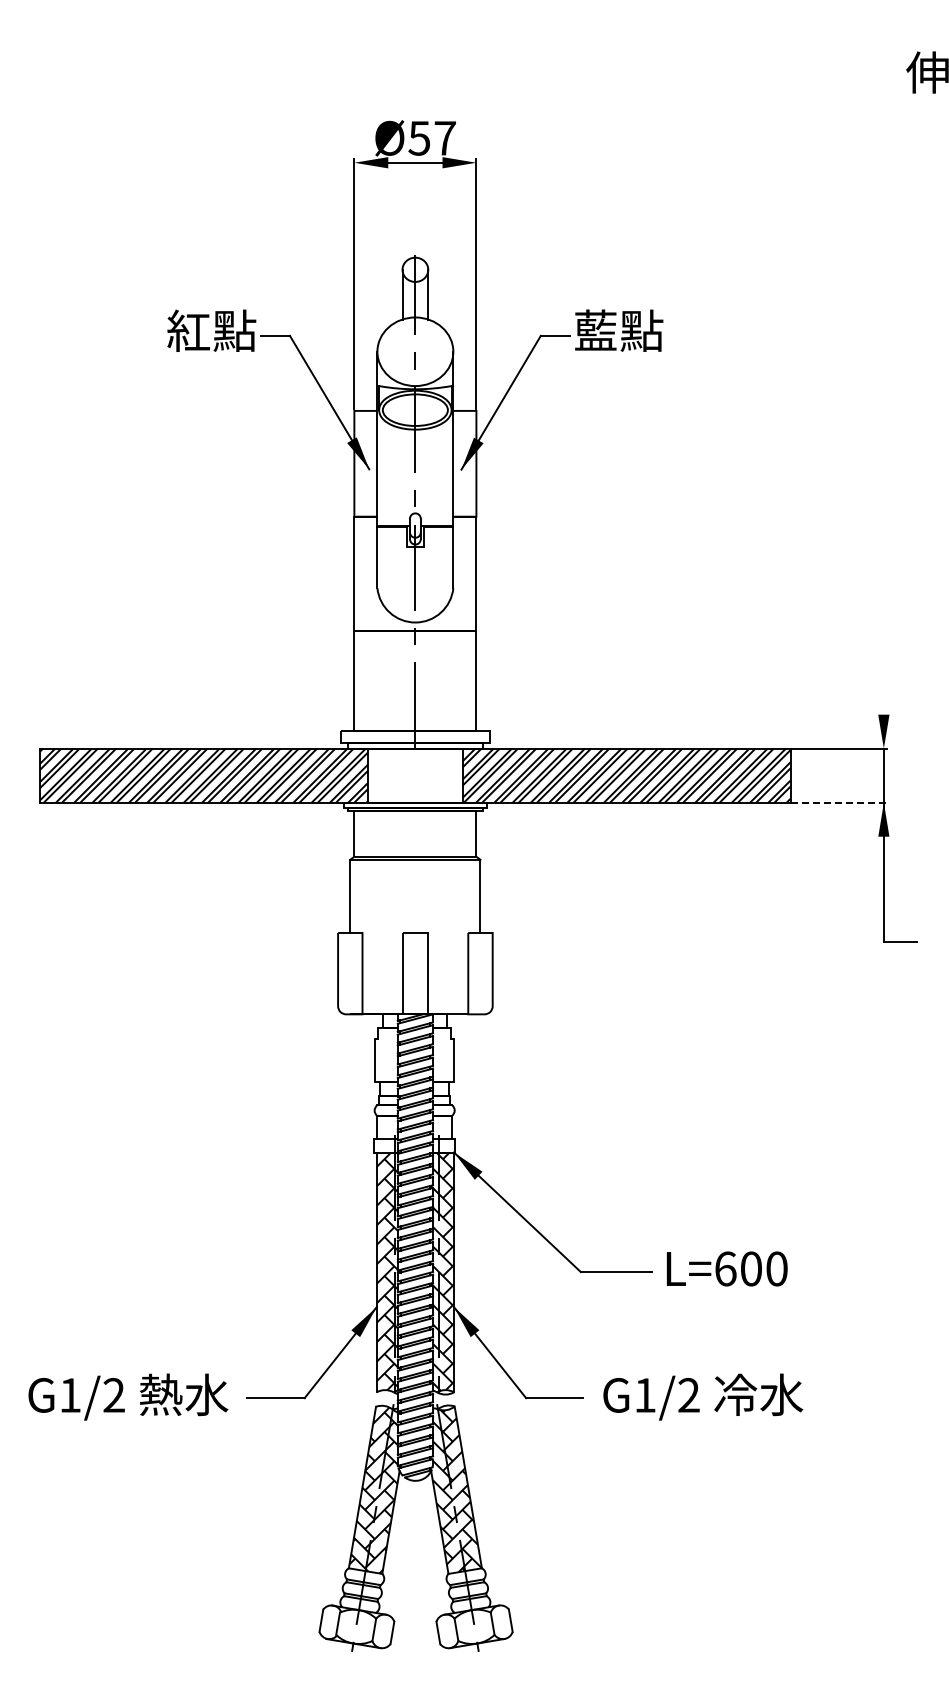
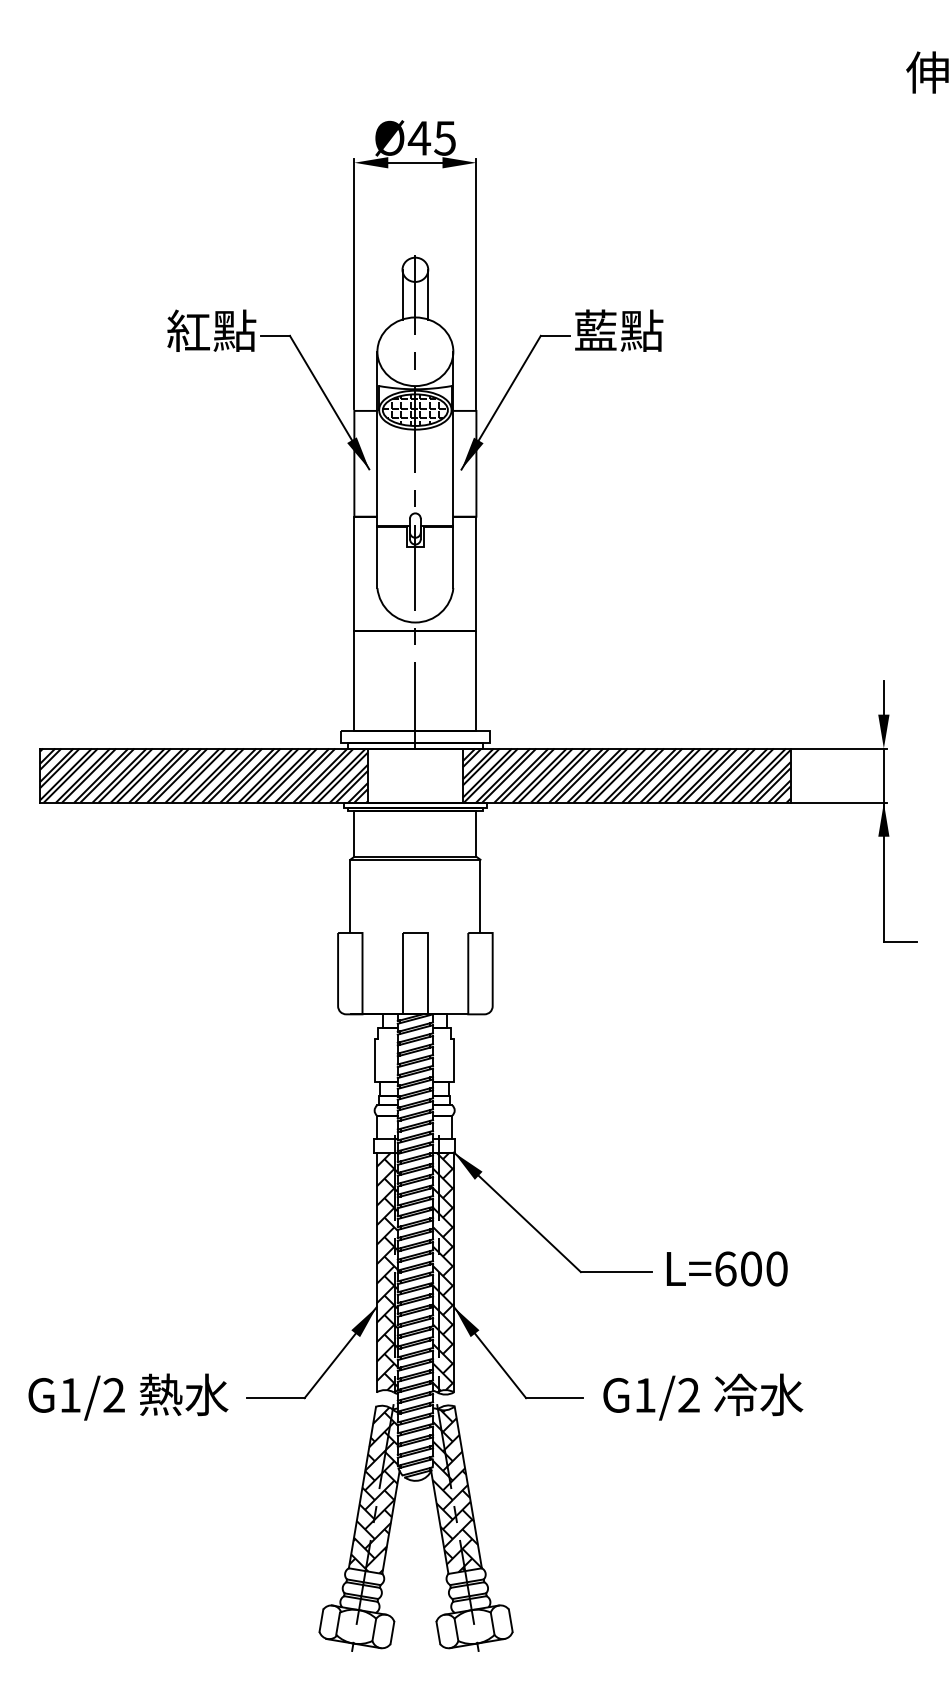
text: Ø57 -> Ø45 (431, 138)
hatch: none -> present (413, 409)
line: none -> present (883, 697)
line: dashed -> solid (839, 802)
